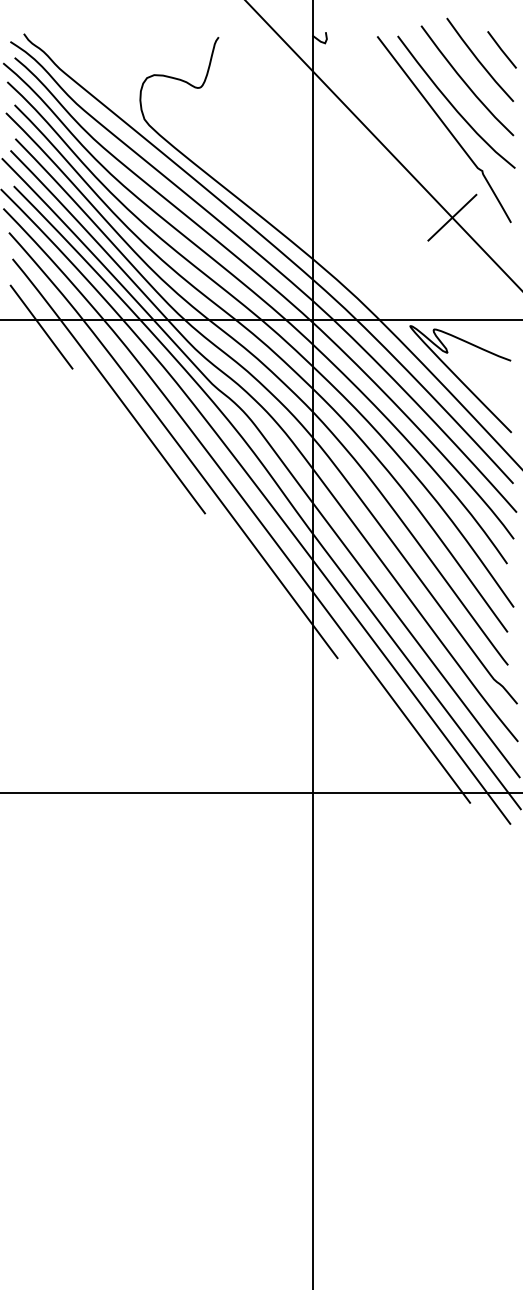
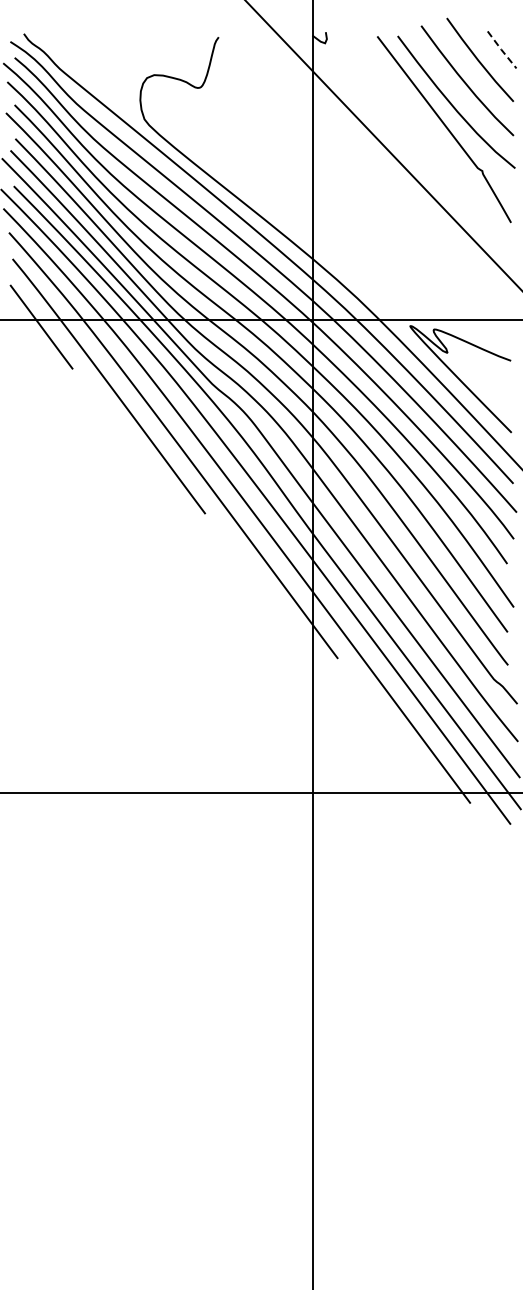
line: solid -> dashed (502, 50)
line: present -> none (452, 217)
